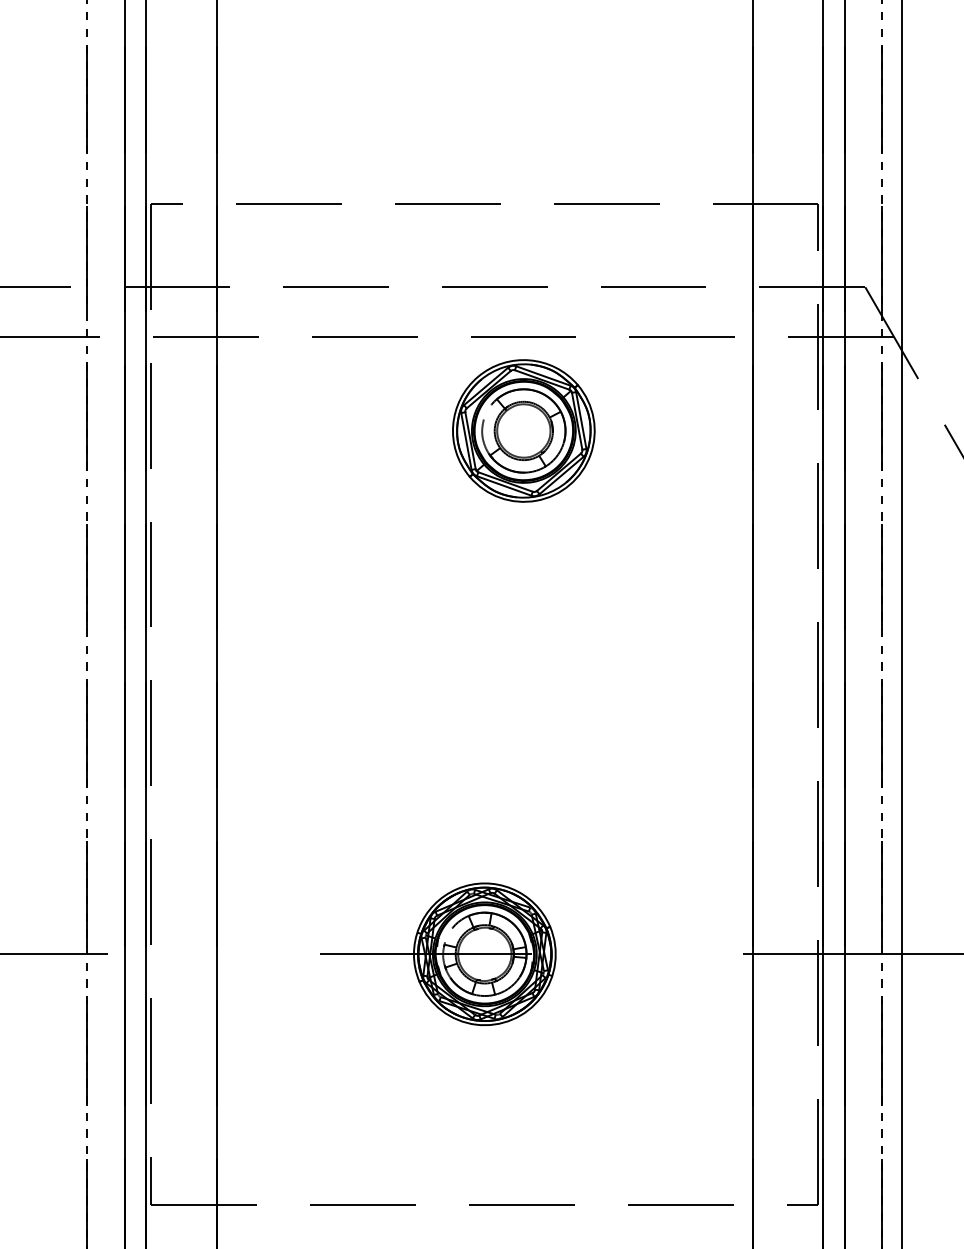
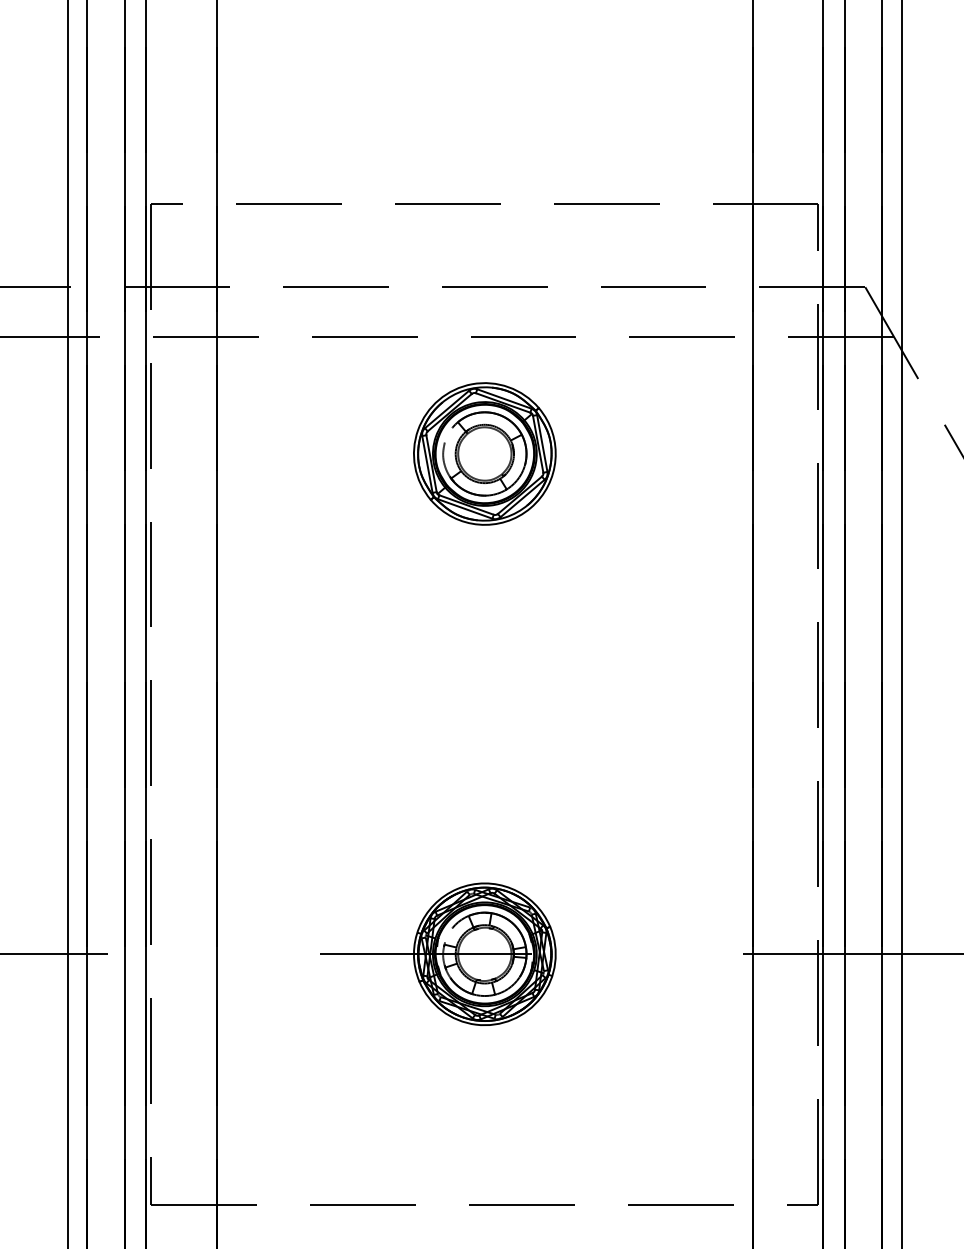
part position: (523, 430) -> (484, 453) (484, 453)
line: none -> present (67, 623)
line: dashed -> solid (87, 624)
line: dashed -> solid (882, 624)
